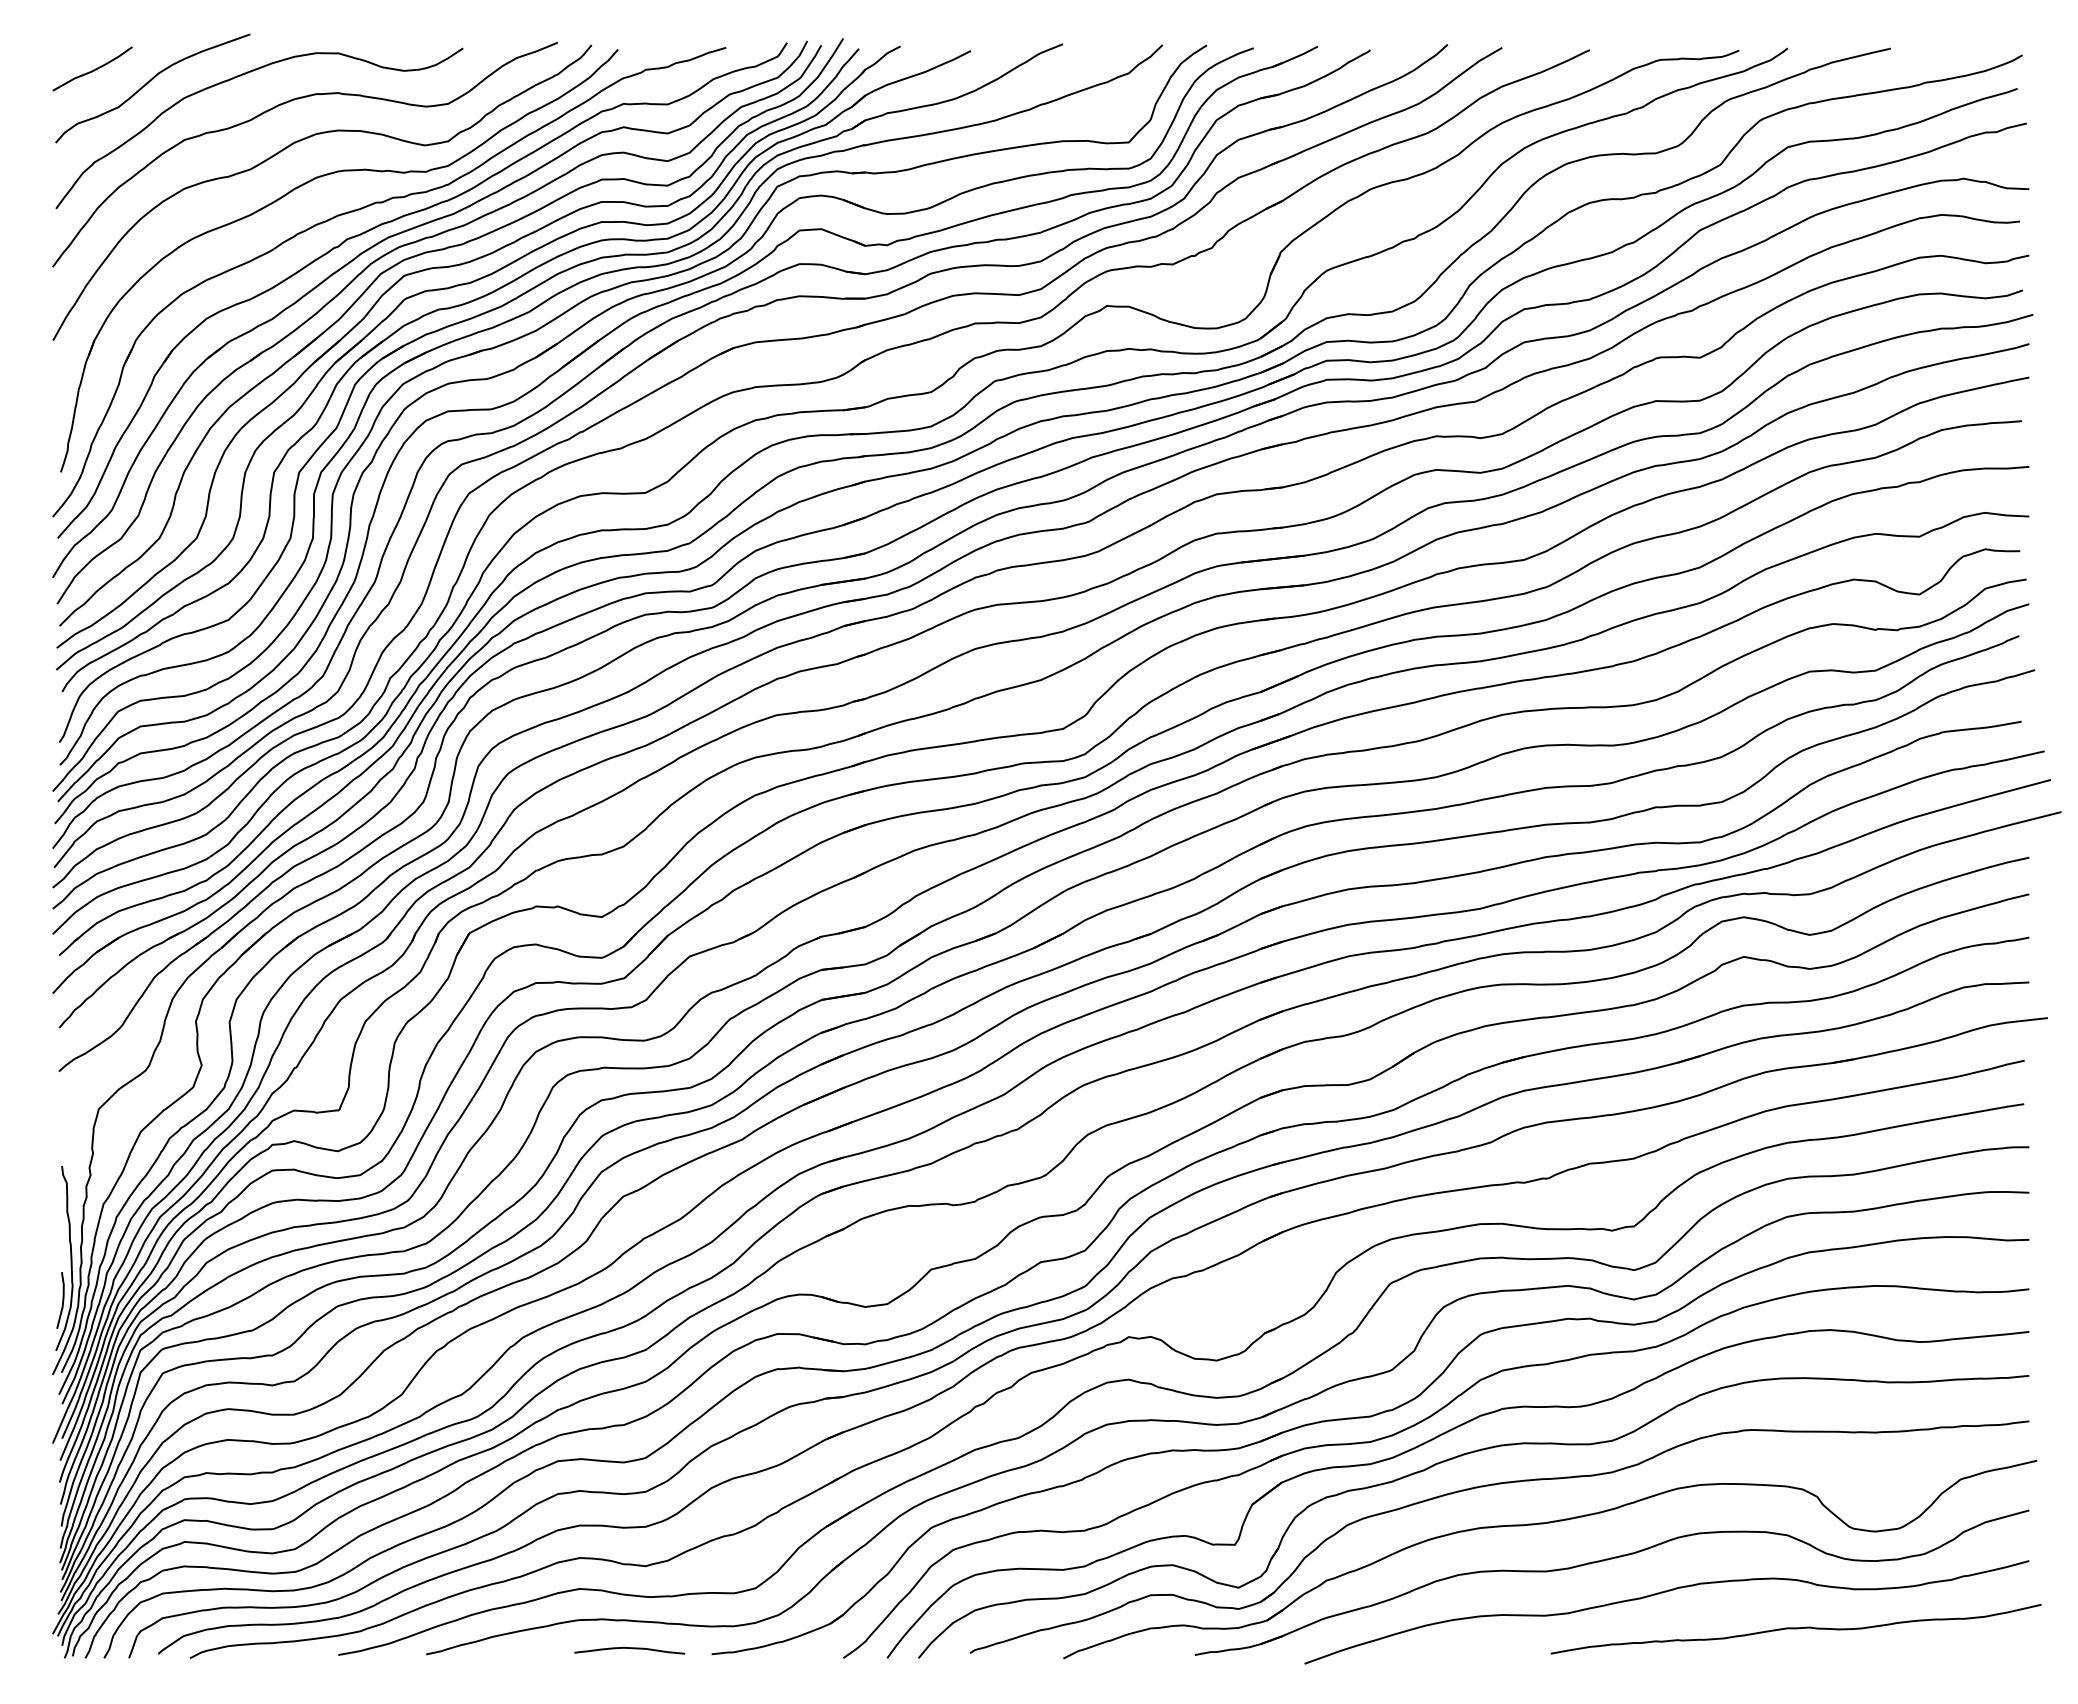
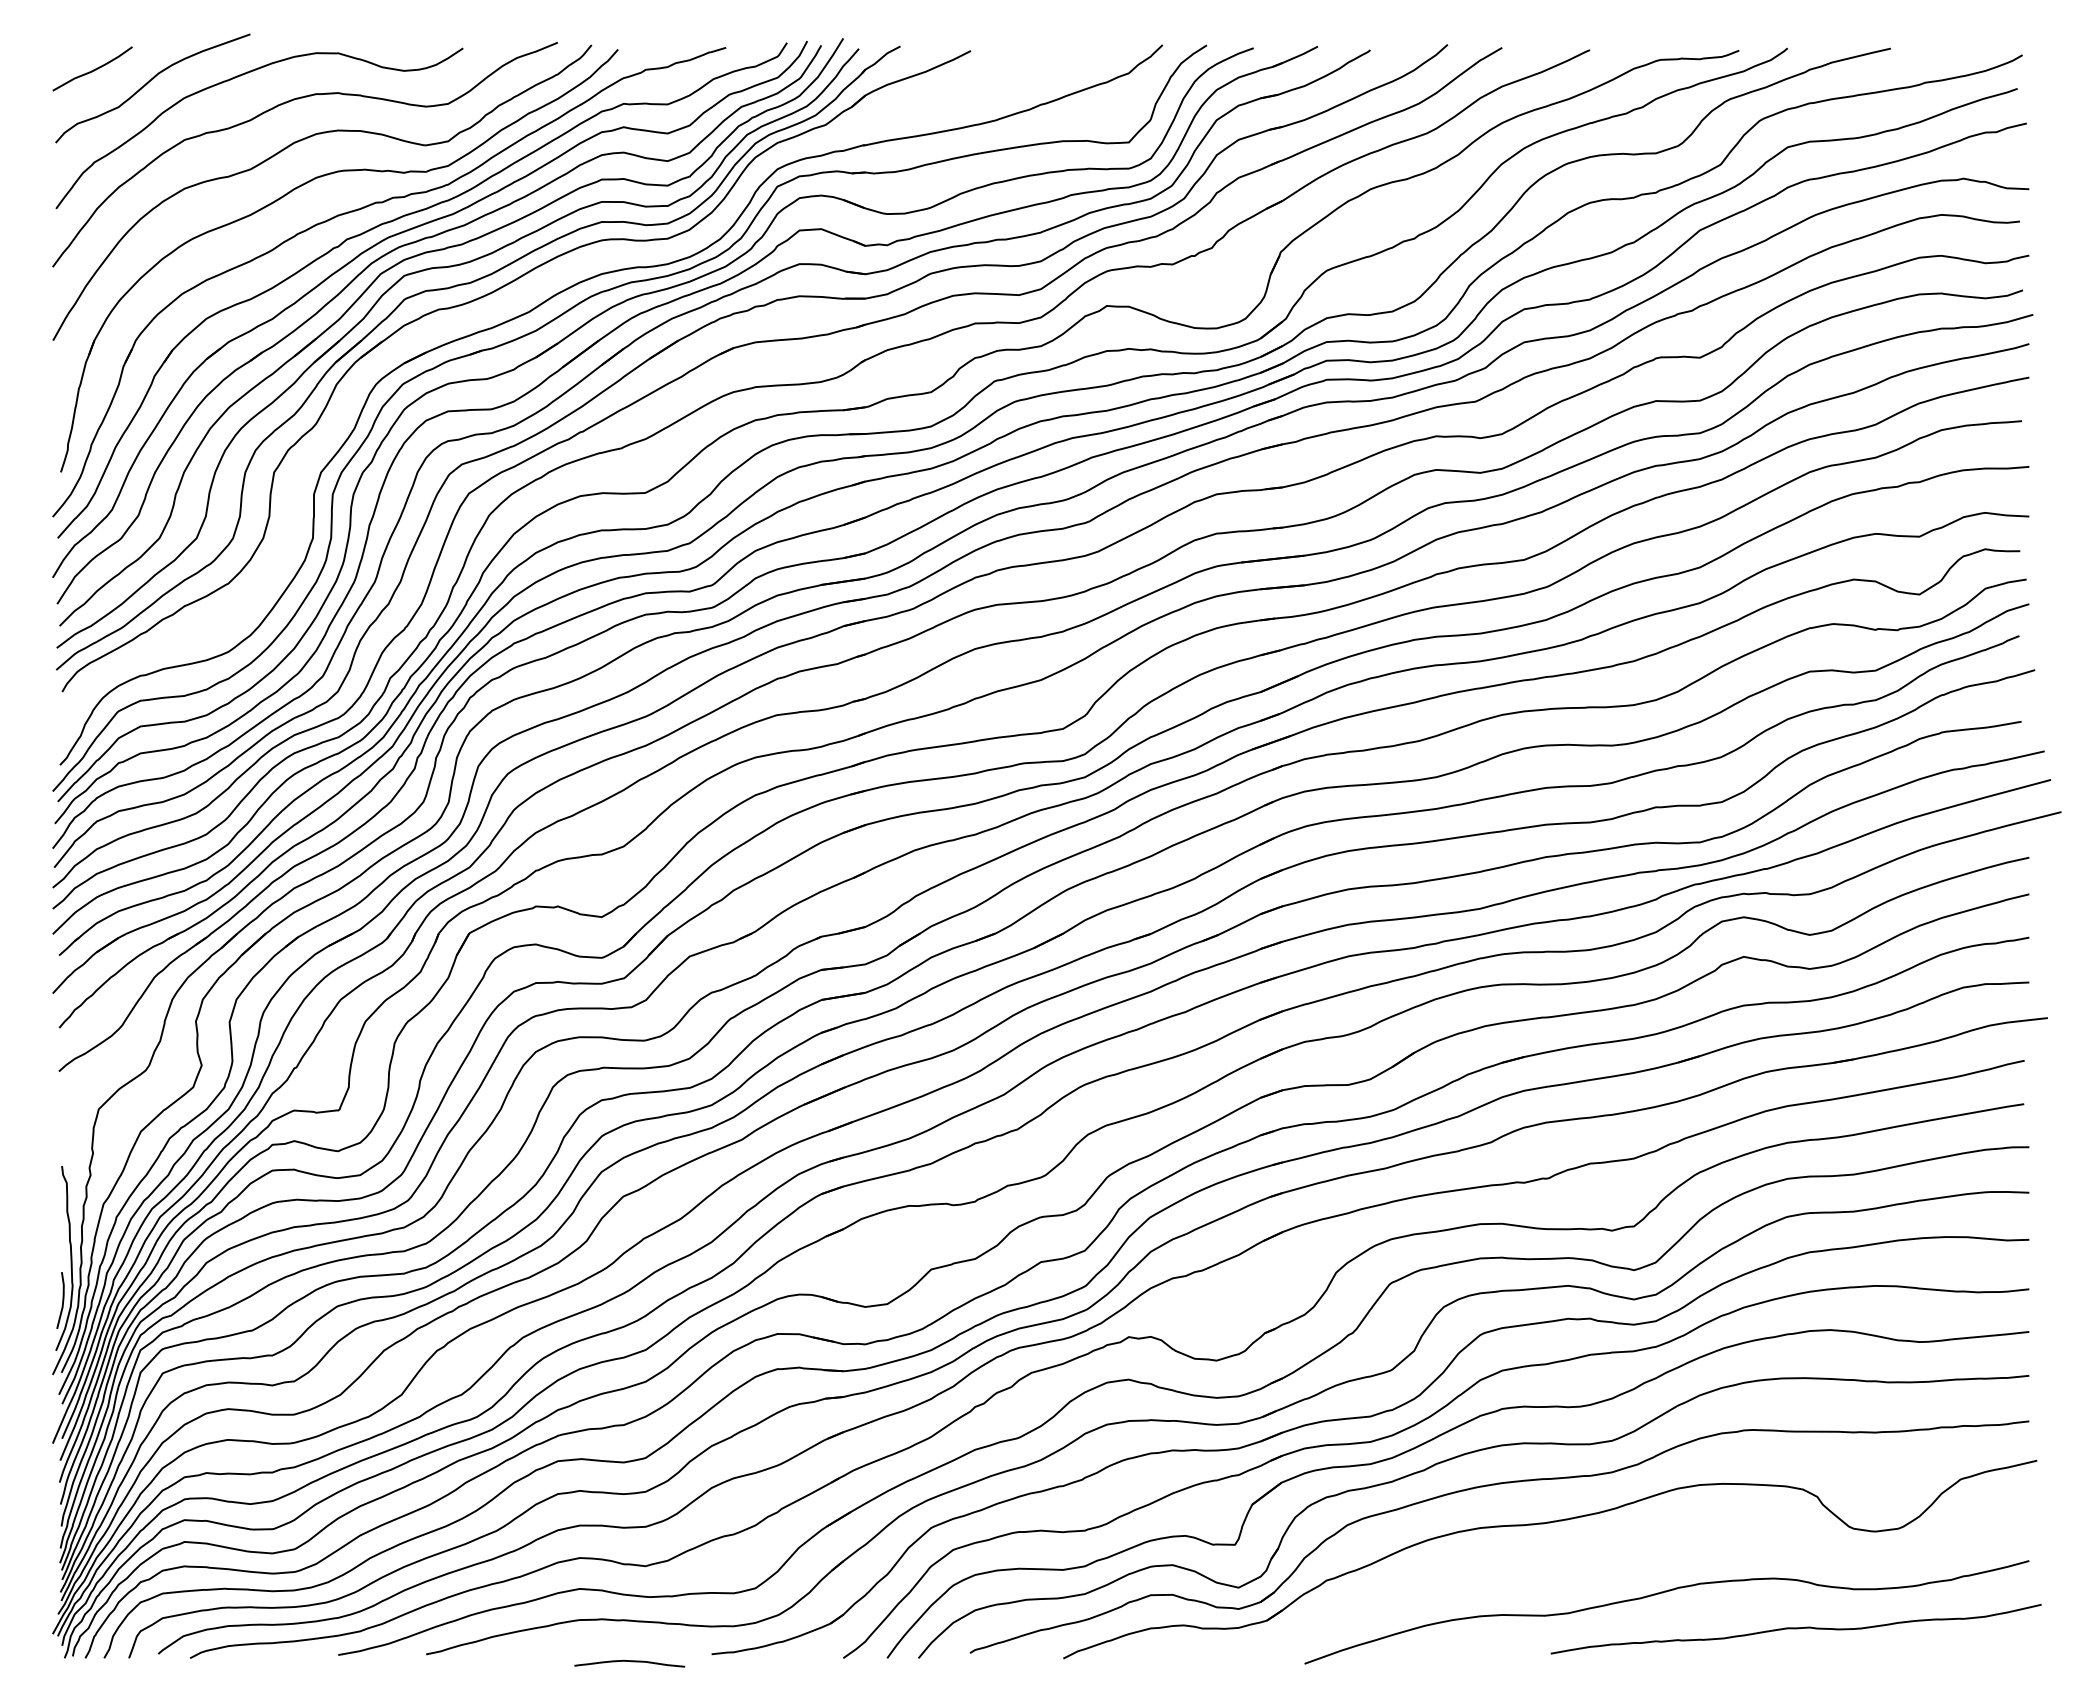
part: present -> none (507, 304)
part: present -> none (1608, 1560)
curve position: (629, 1648) -> (629, 1661) (629, 1661)
